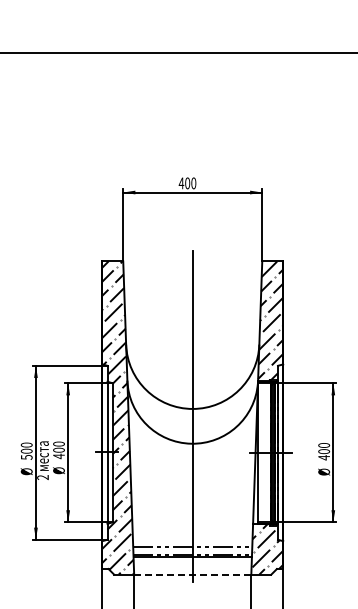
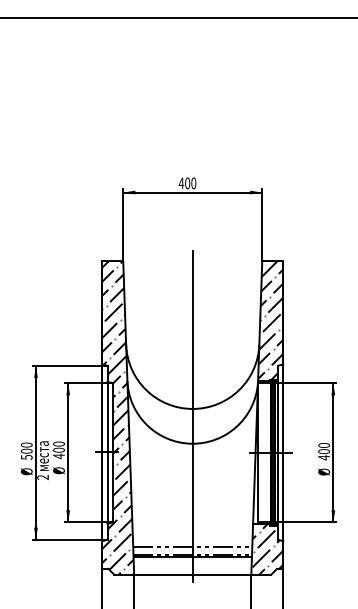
line position: (178, 53) -> (178, 18) (178, 18)
line: dashed -> solid (192, 574)
